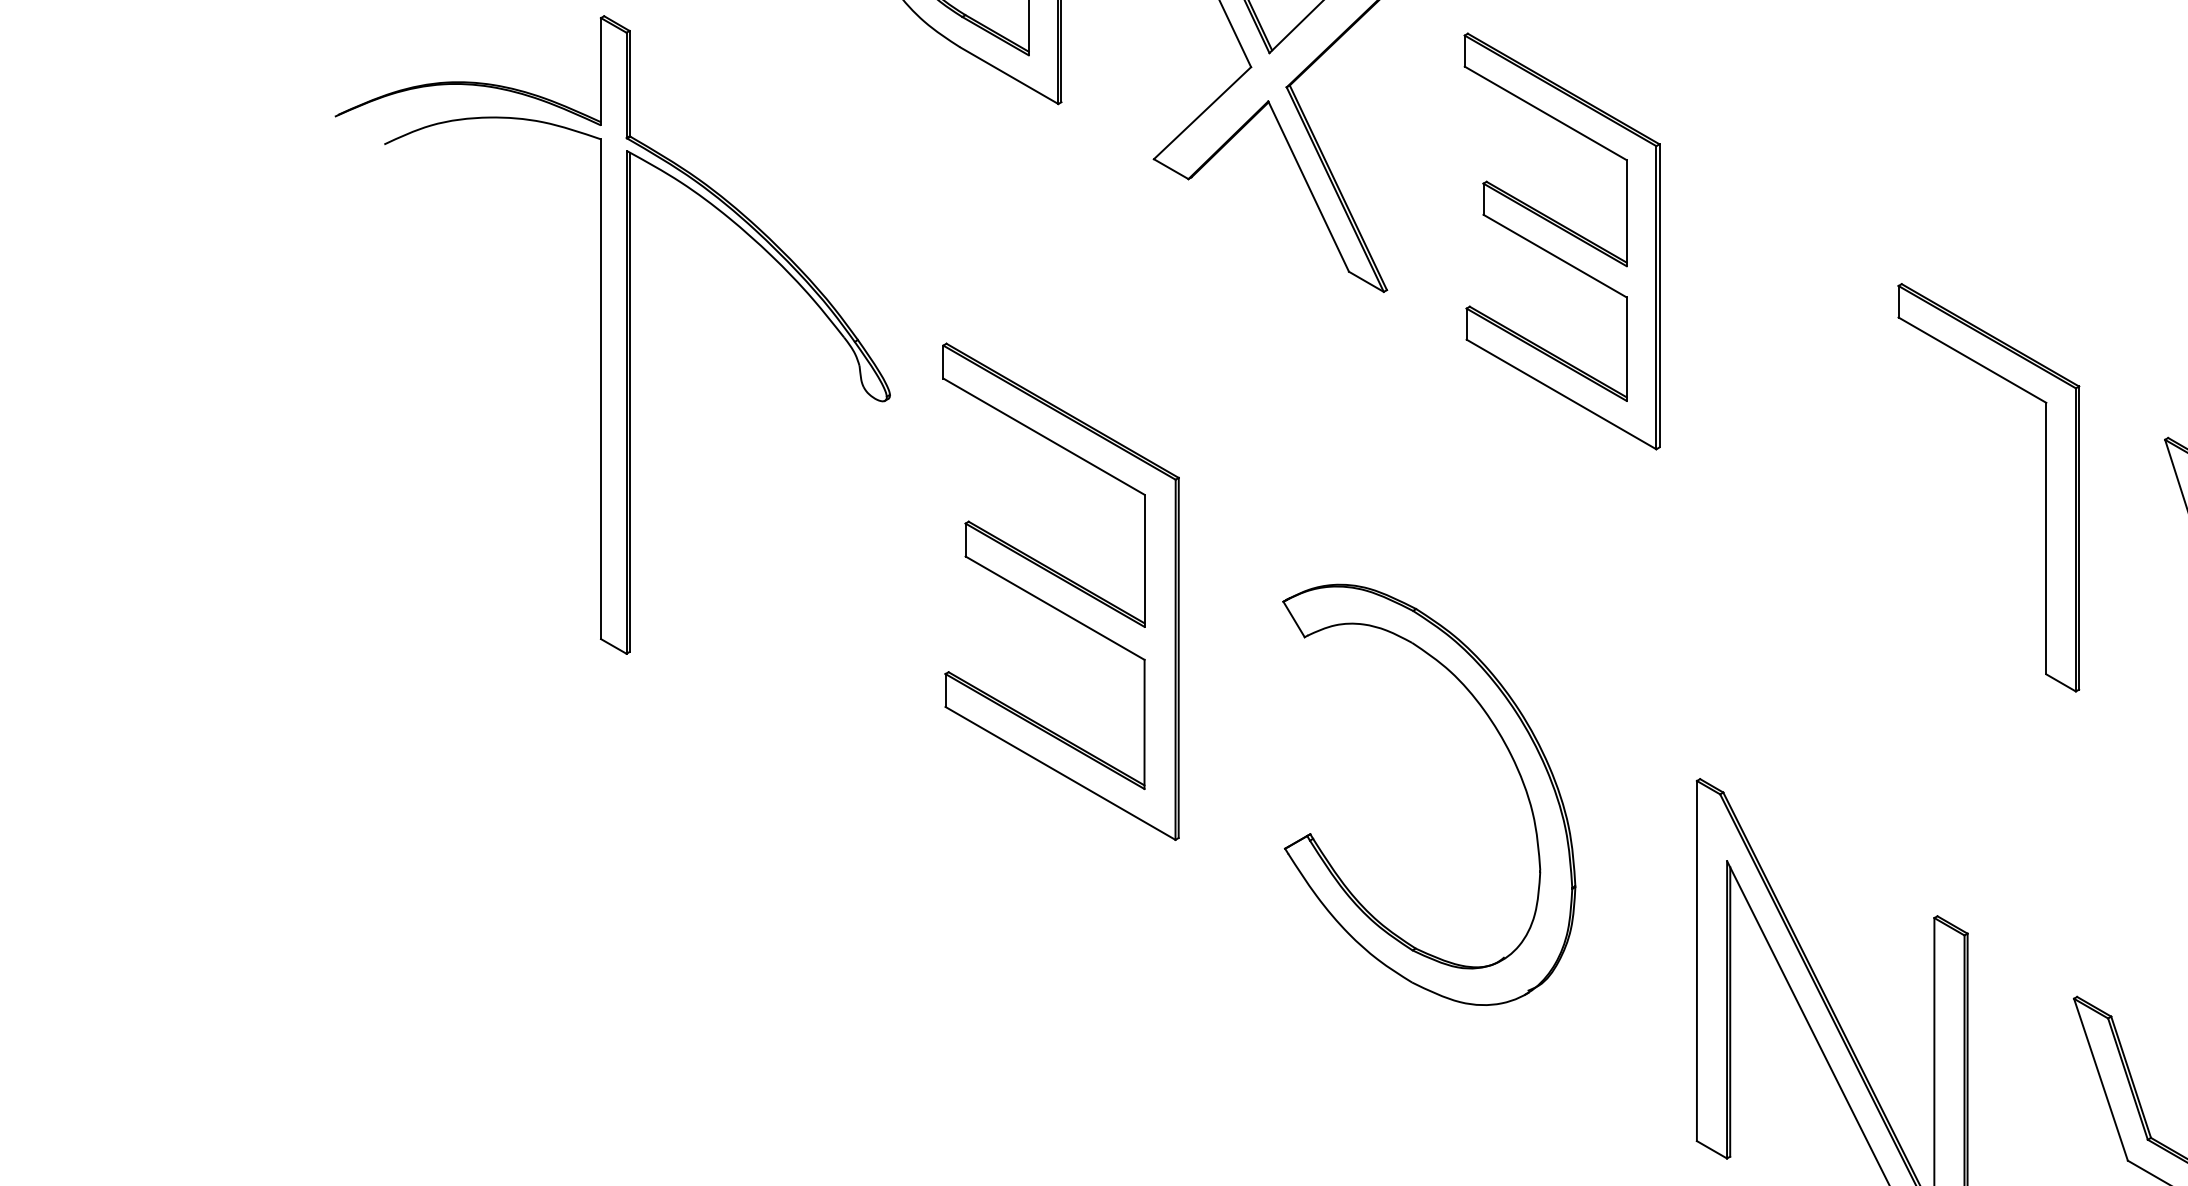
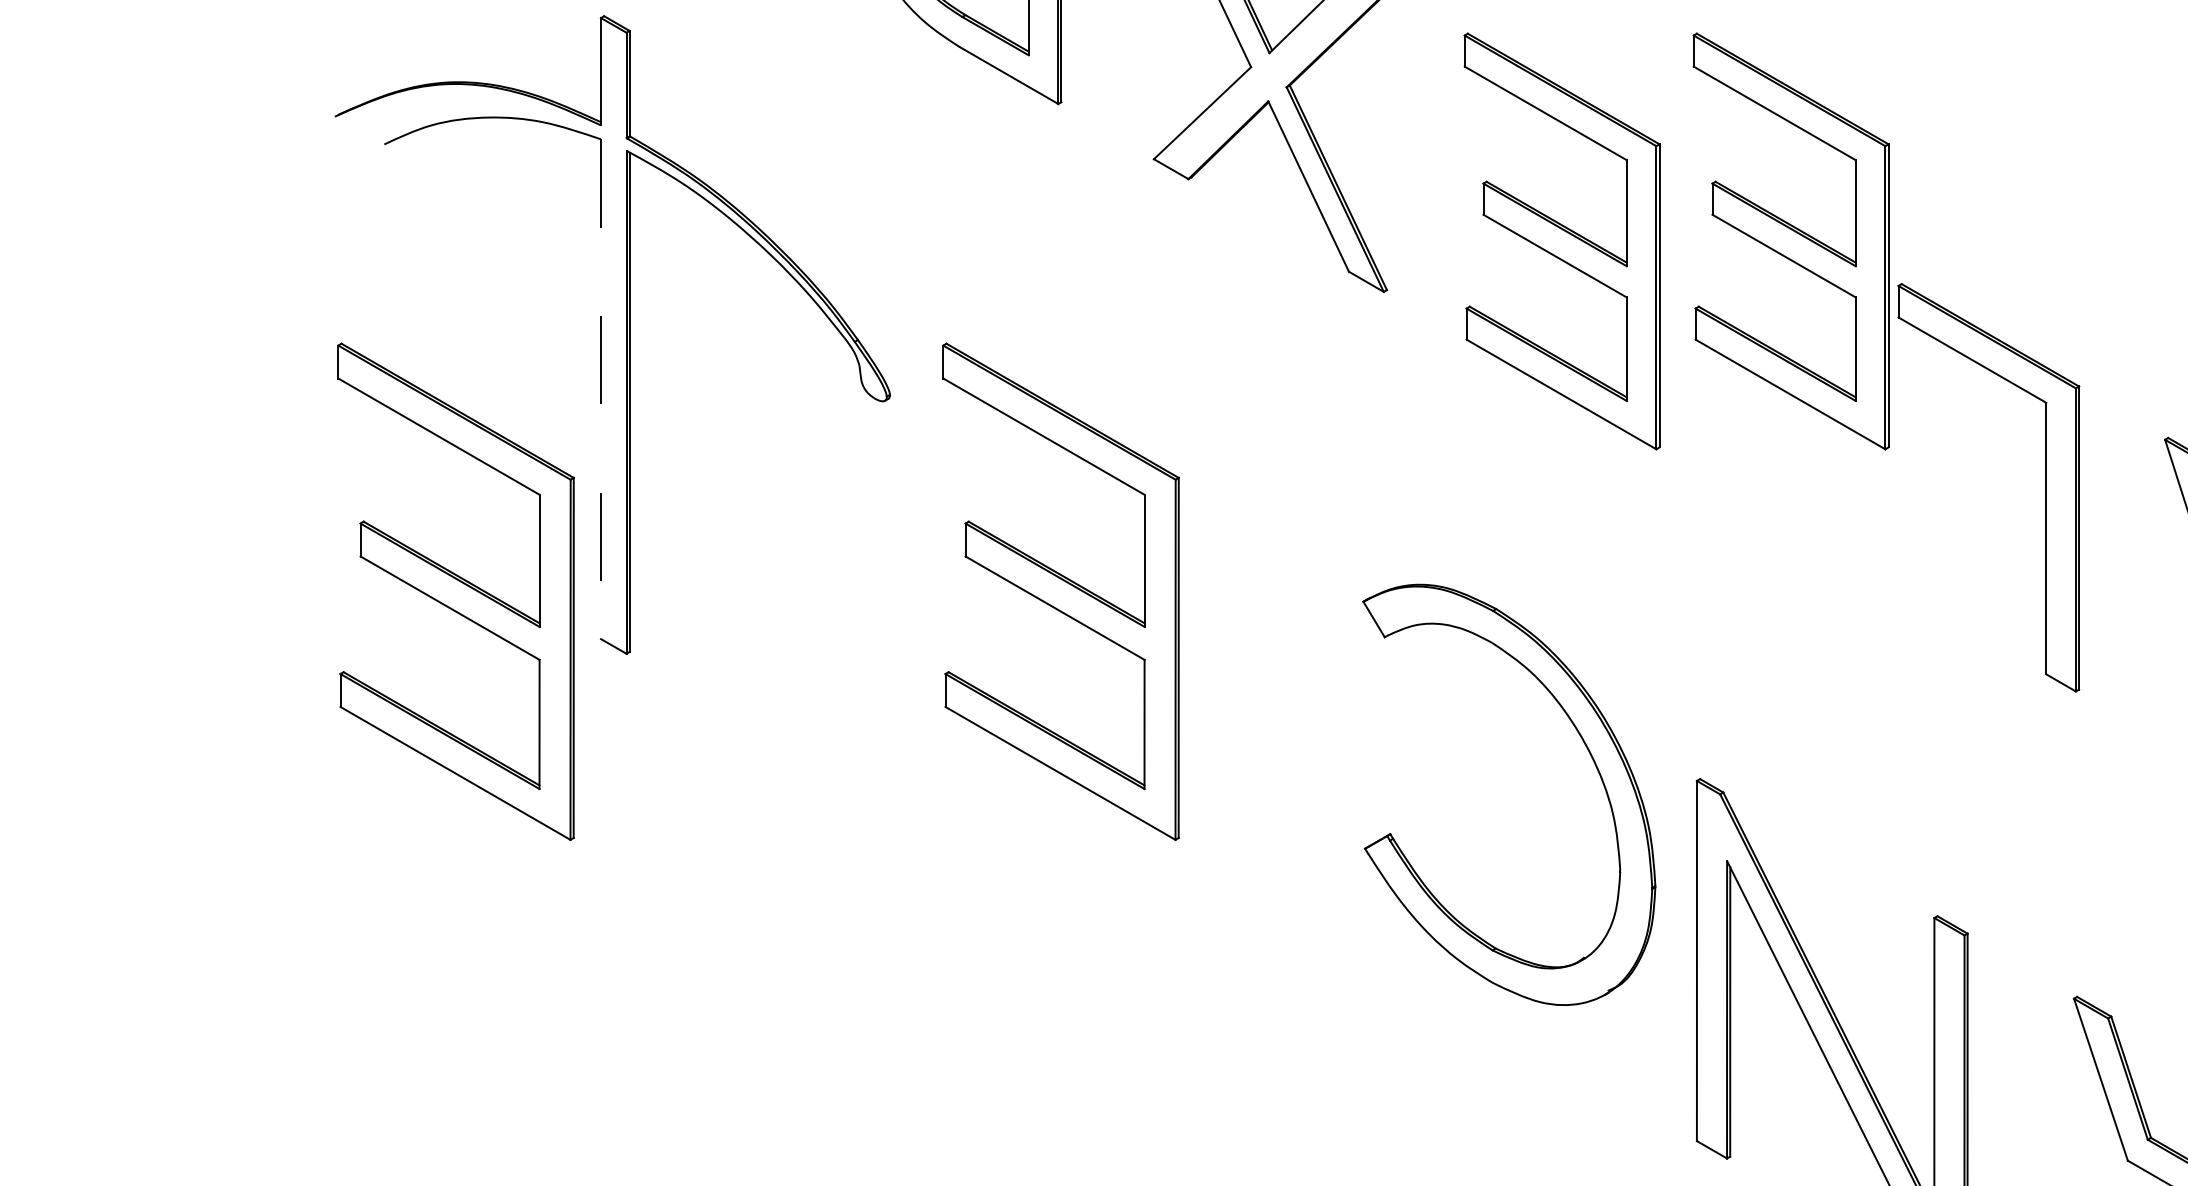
part: none -> present (1790, 241)
line: solid -> dashed (601, 389)
part: none -> present (455, 591)
part position: (1509, 754) -> (1589, 754) (1589, 754)
